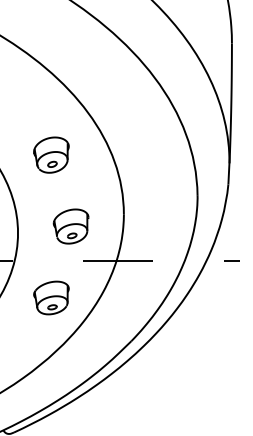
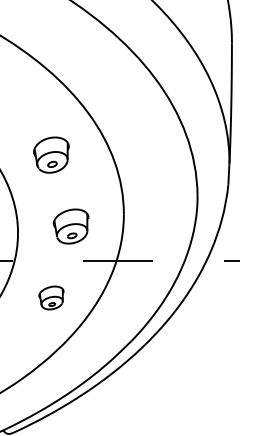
part size: 37x36 px -> 27x26 px (51, 297)
